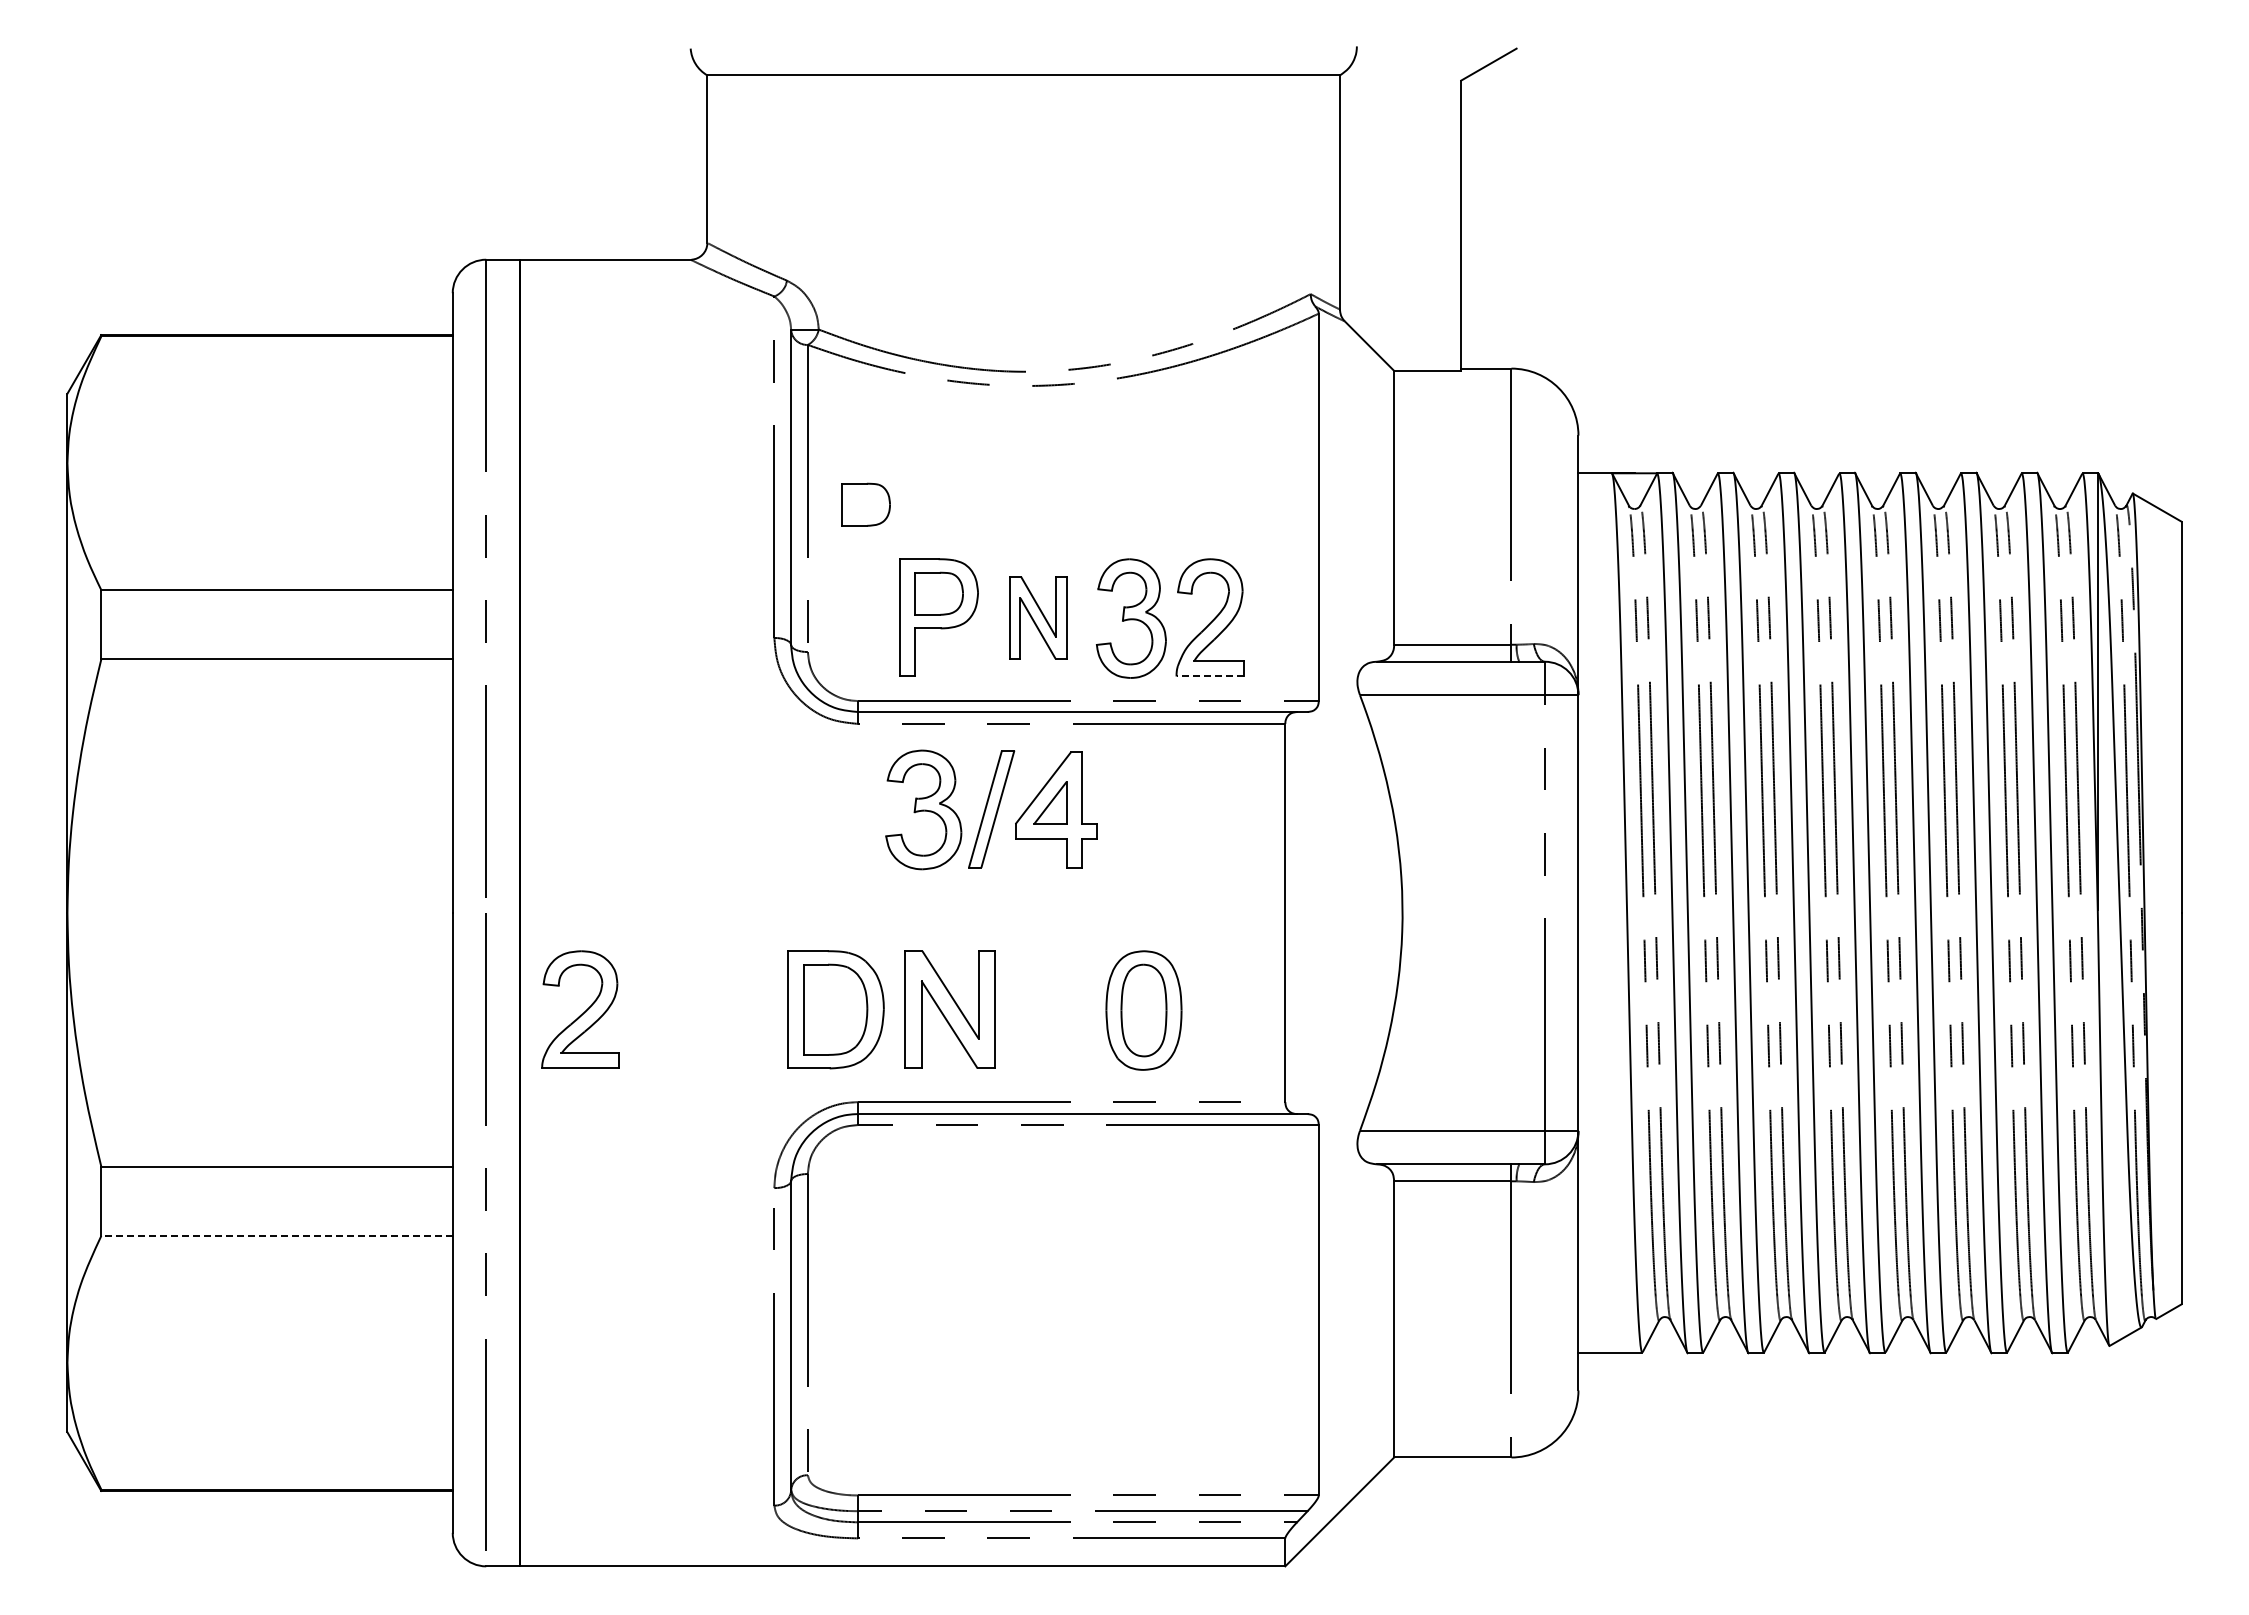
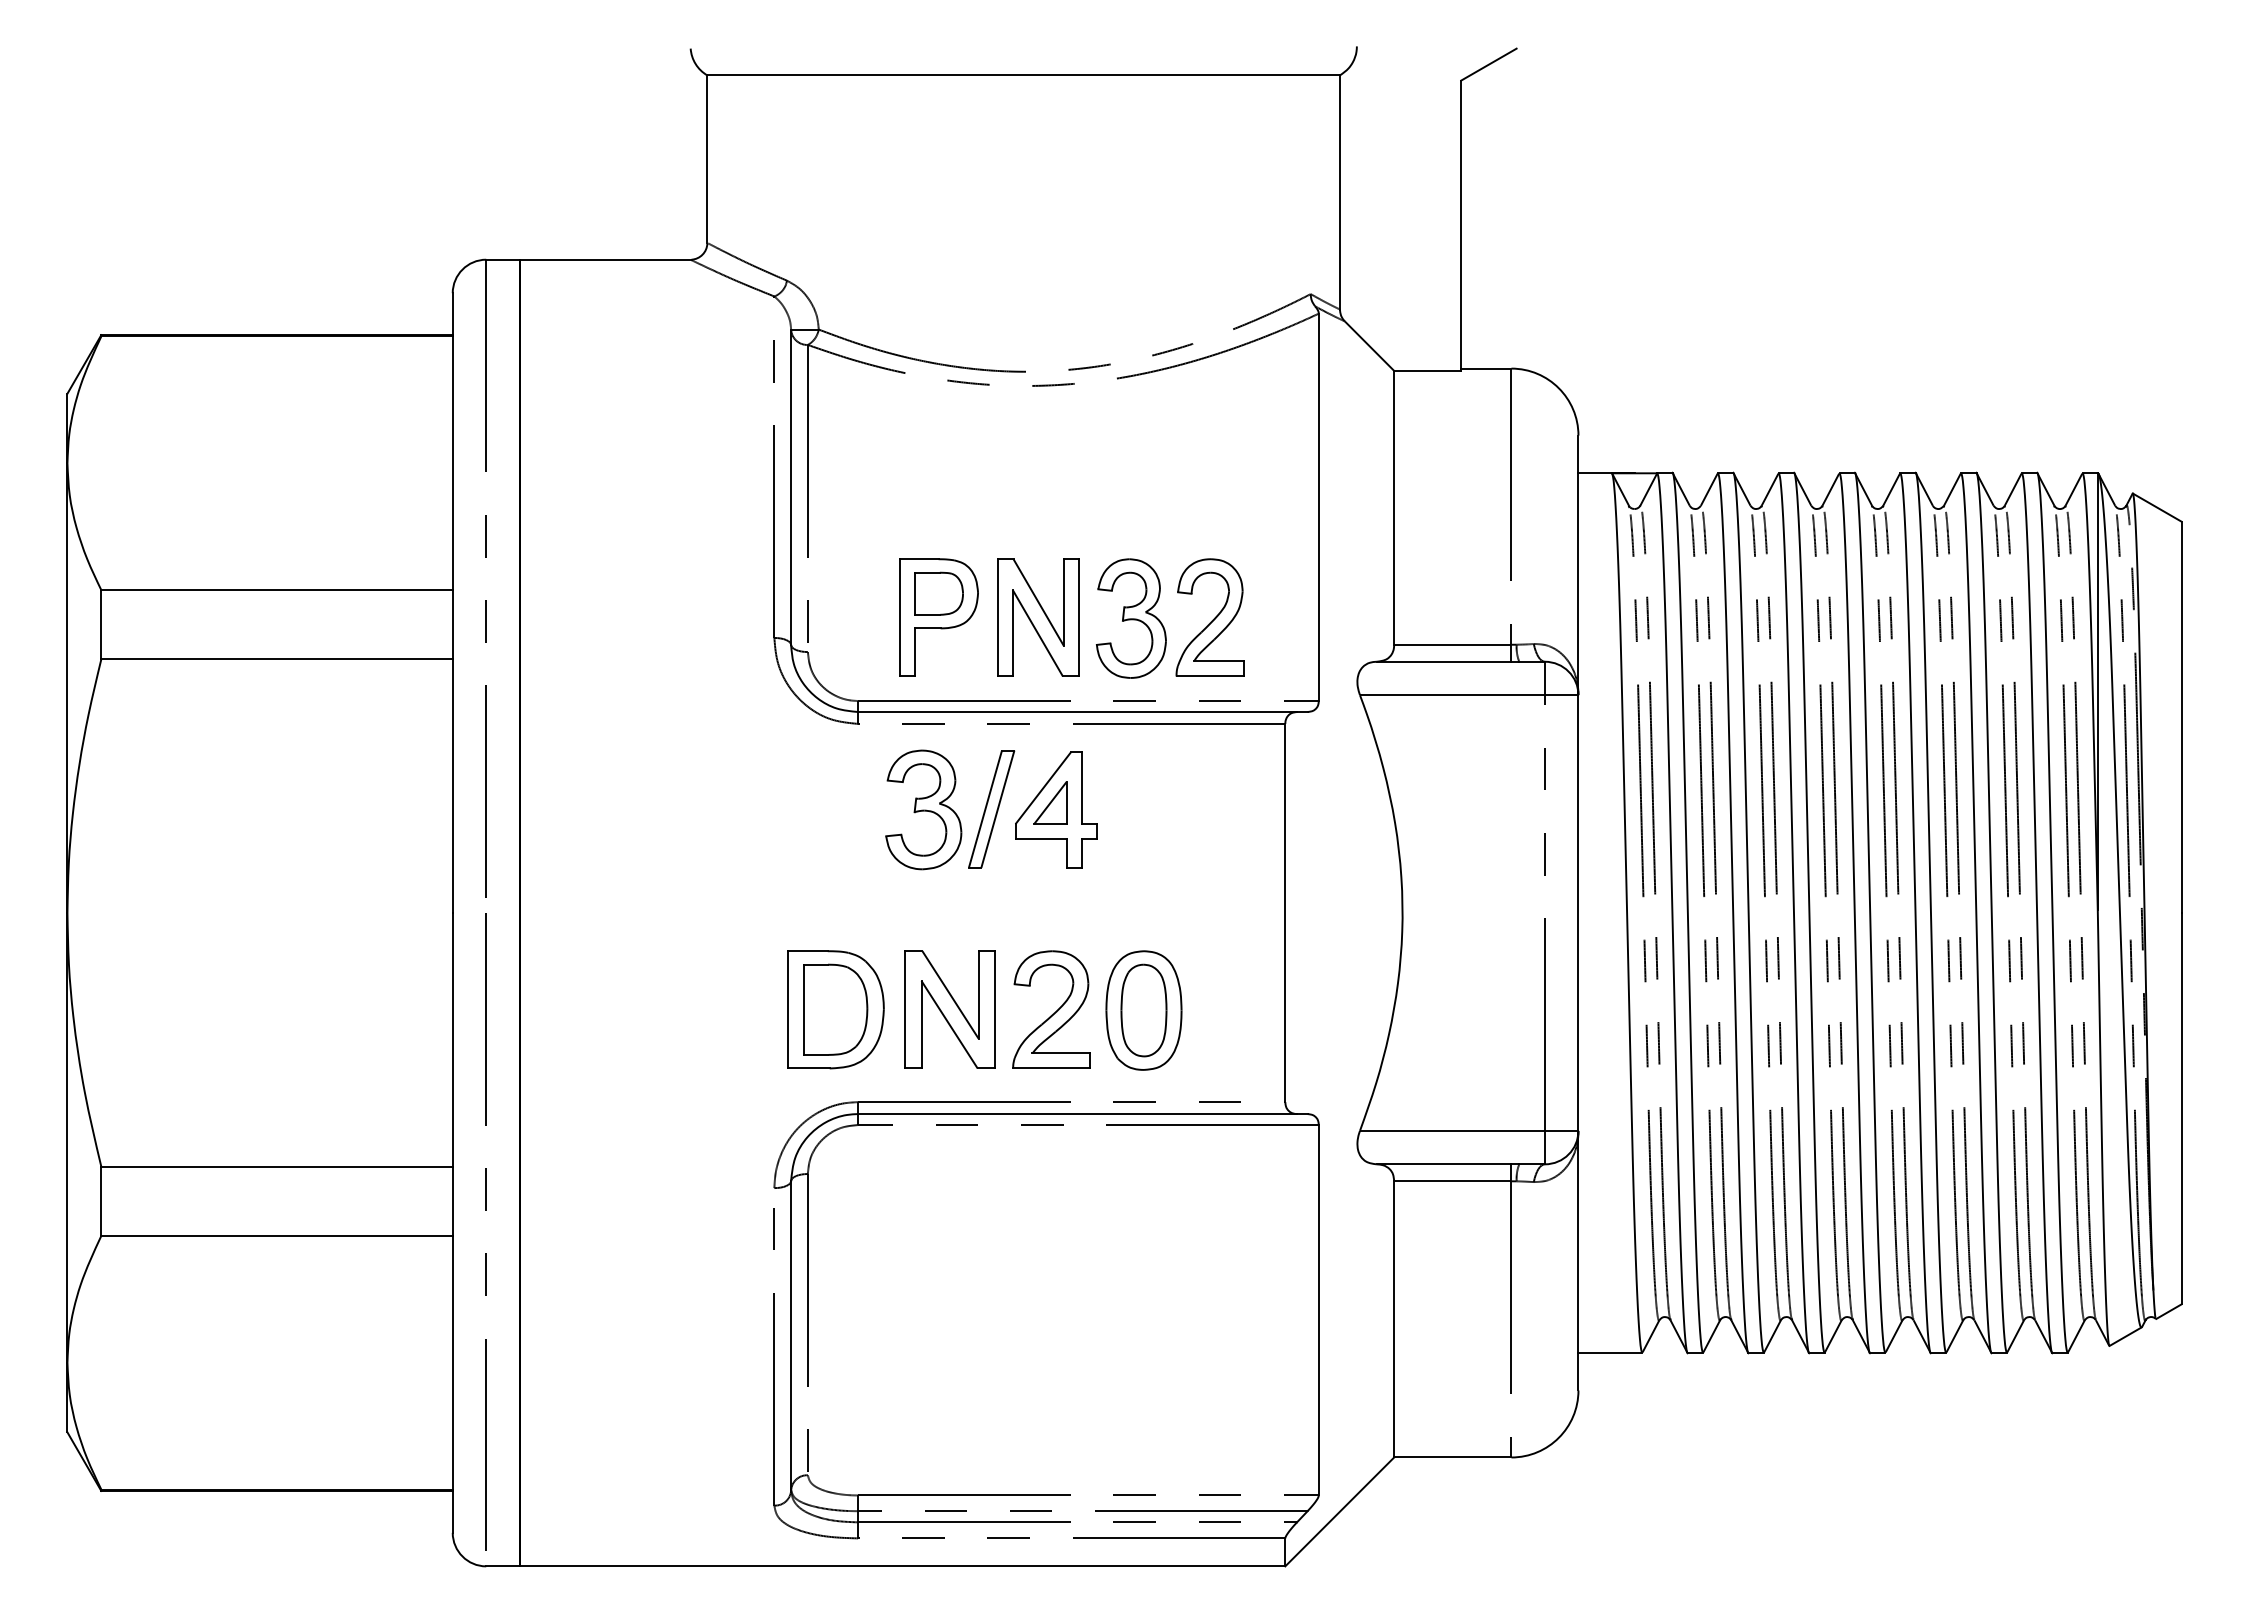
part: present -> none (865, 504)
part size: 59x84 px -> 83x119 px (1038, 617)
line: dashed -> solid (1210, 676)
part position: (580, 1009) -> (1051, 1009) (1051, 1009)
line: dashed -> solid (277, 1235)
